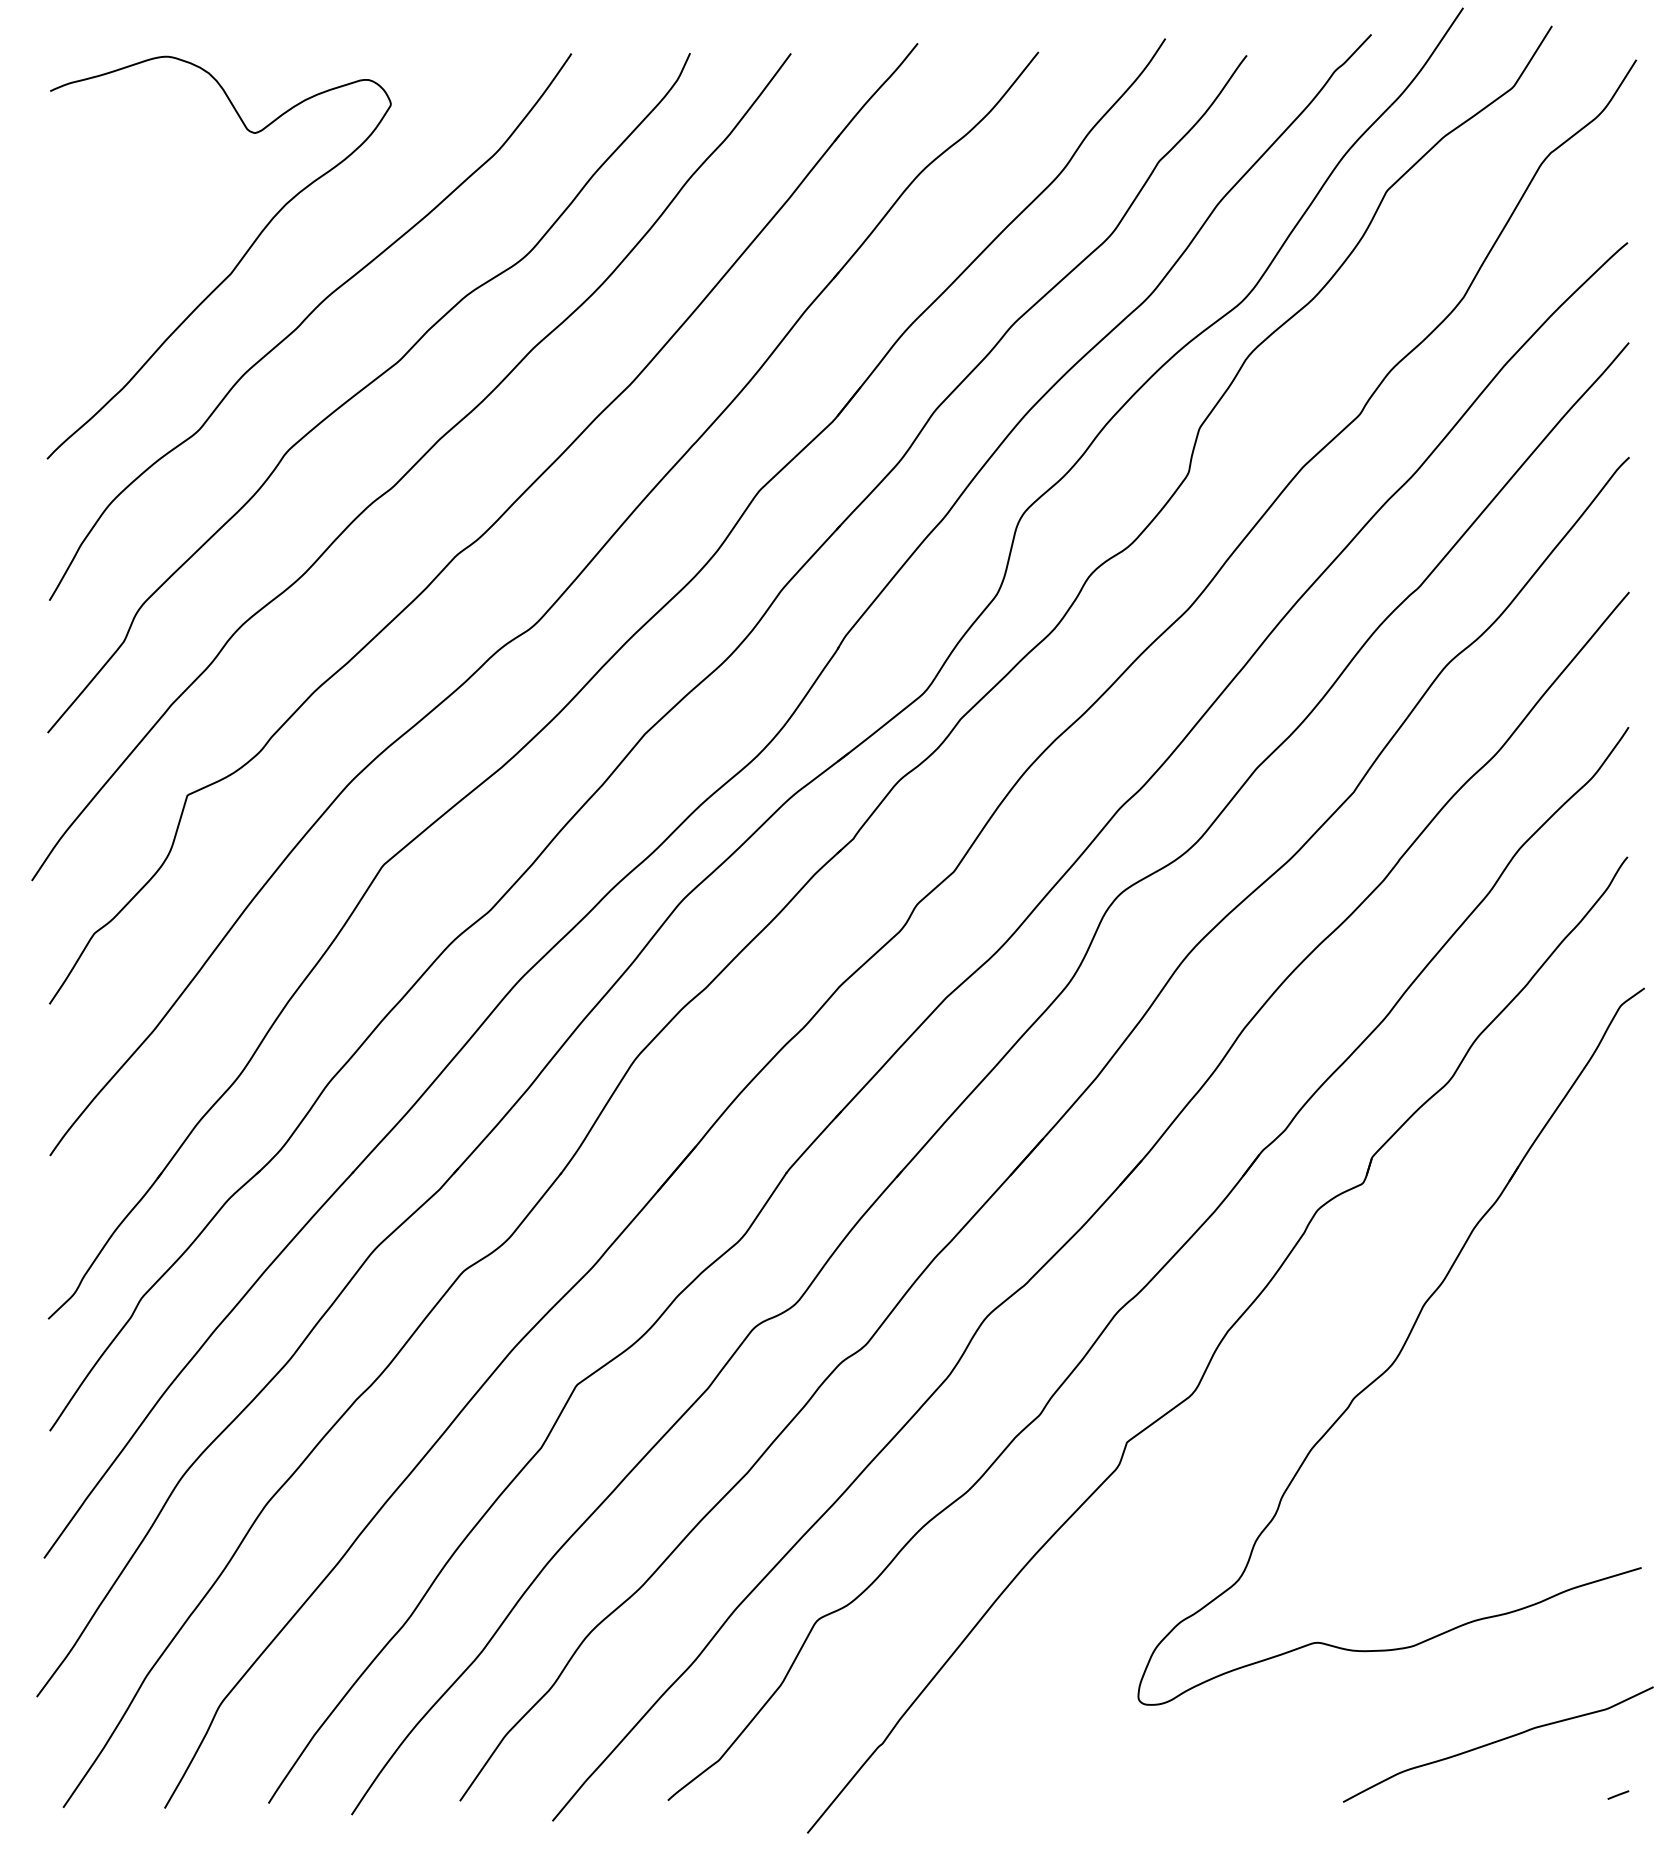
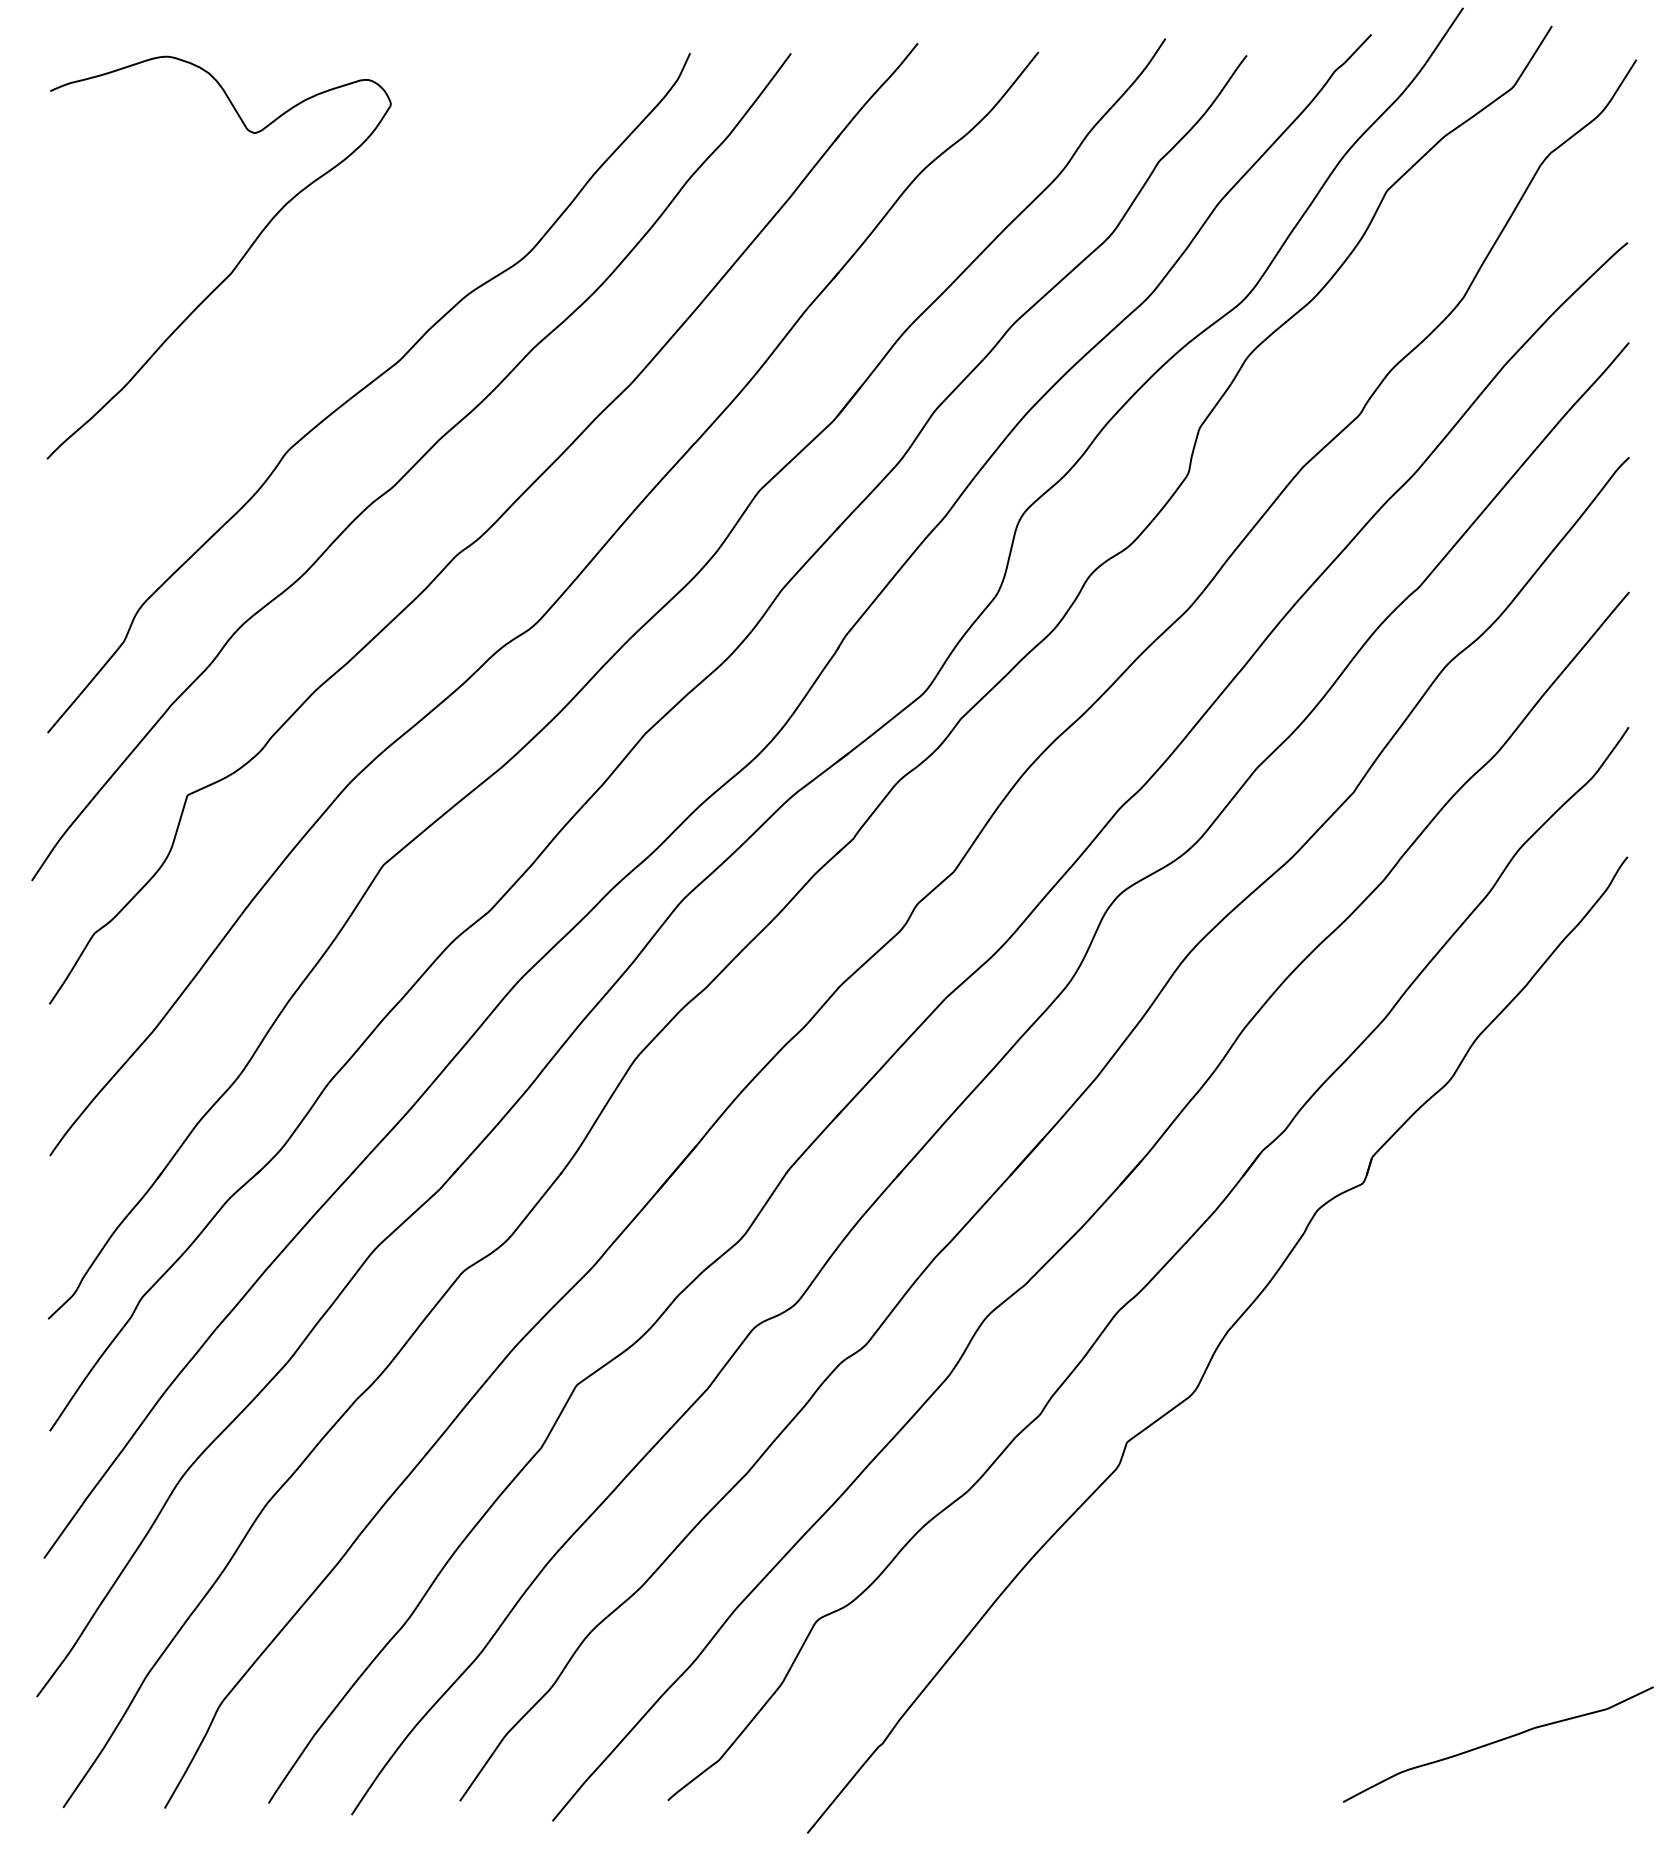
curve: present -> none (305, 320)
part: present -> none (1399, 1351)
line: present -> none (1618, 1794)
